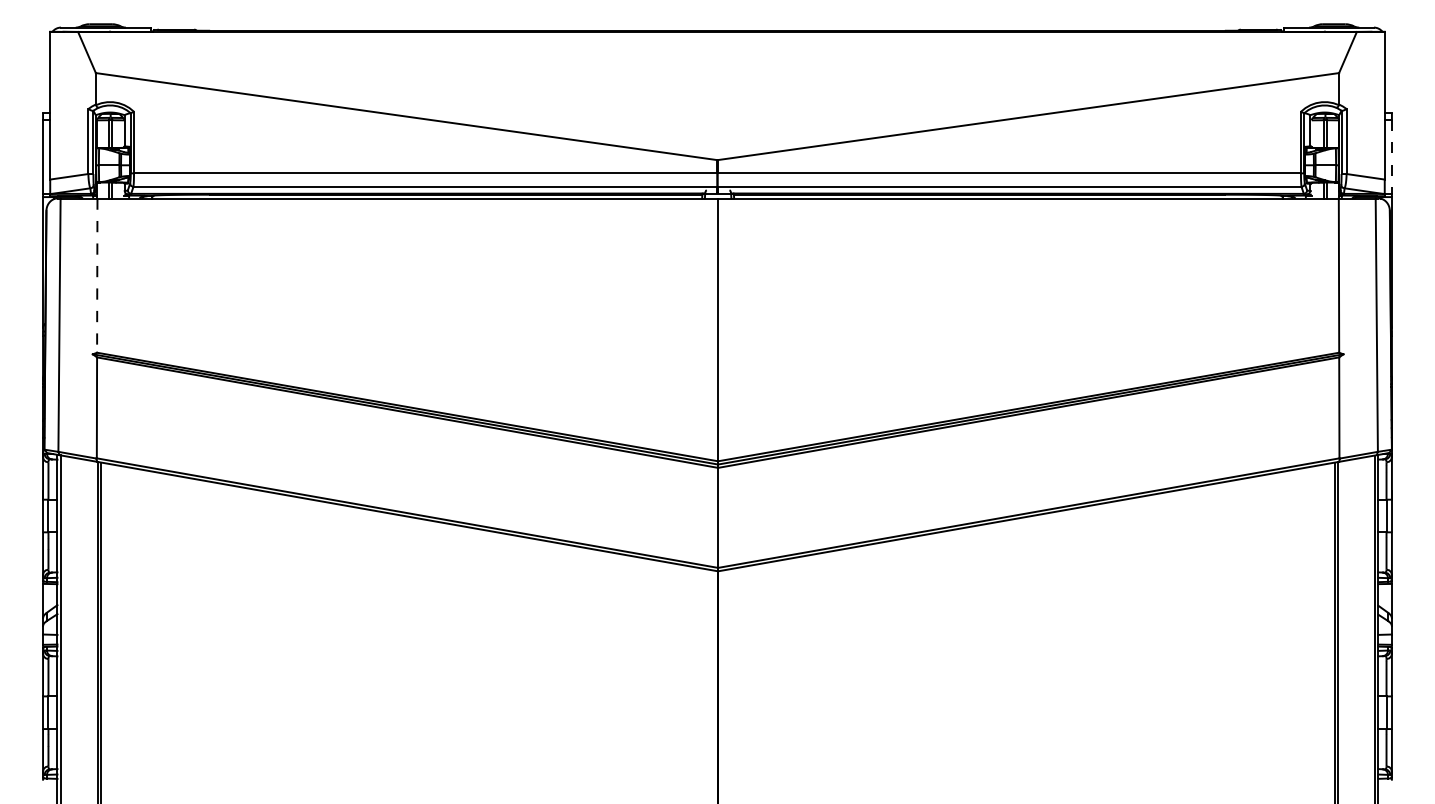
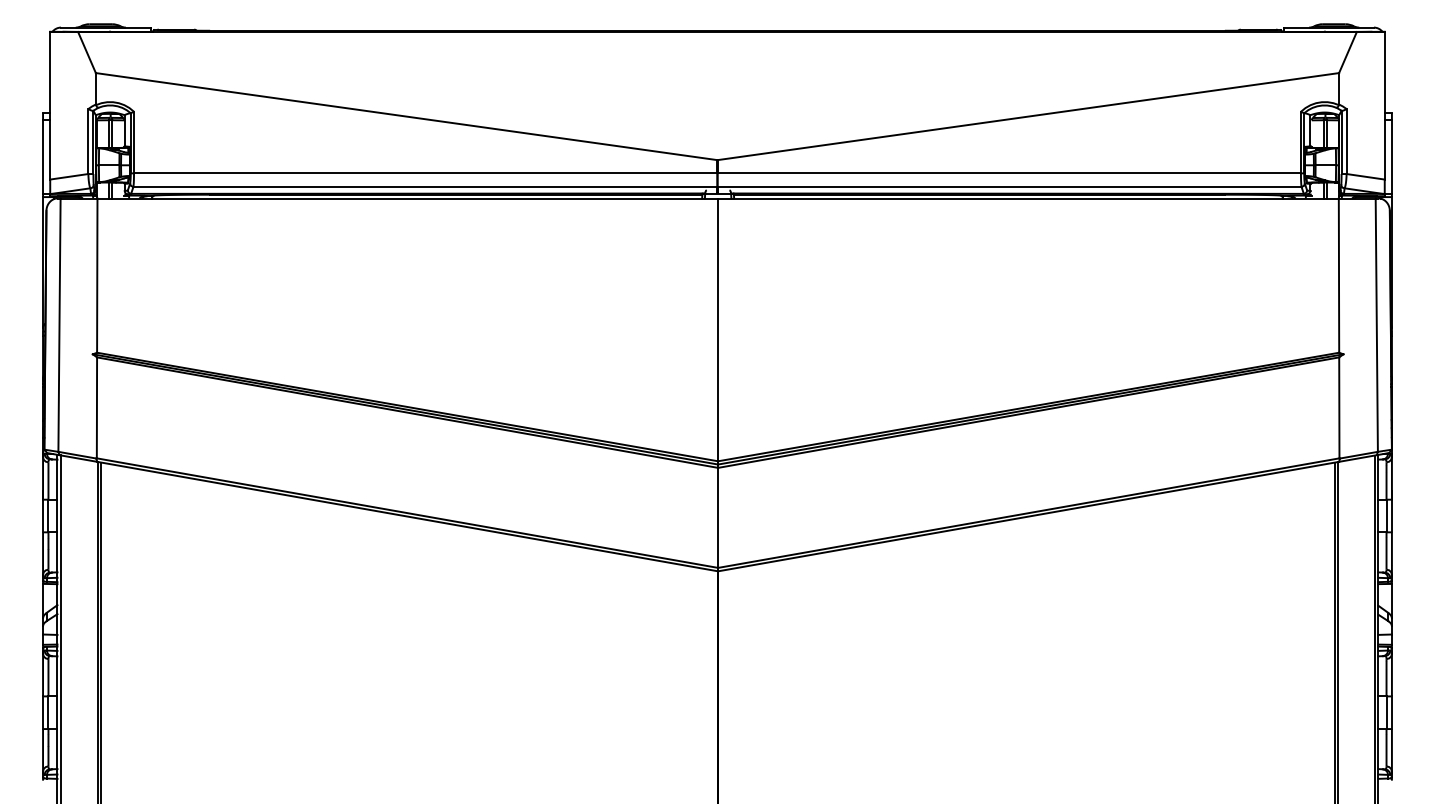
line: dashed -> solid (1391, 157)
line: dashed -> solid (97, 276)
